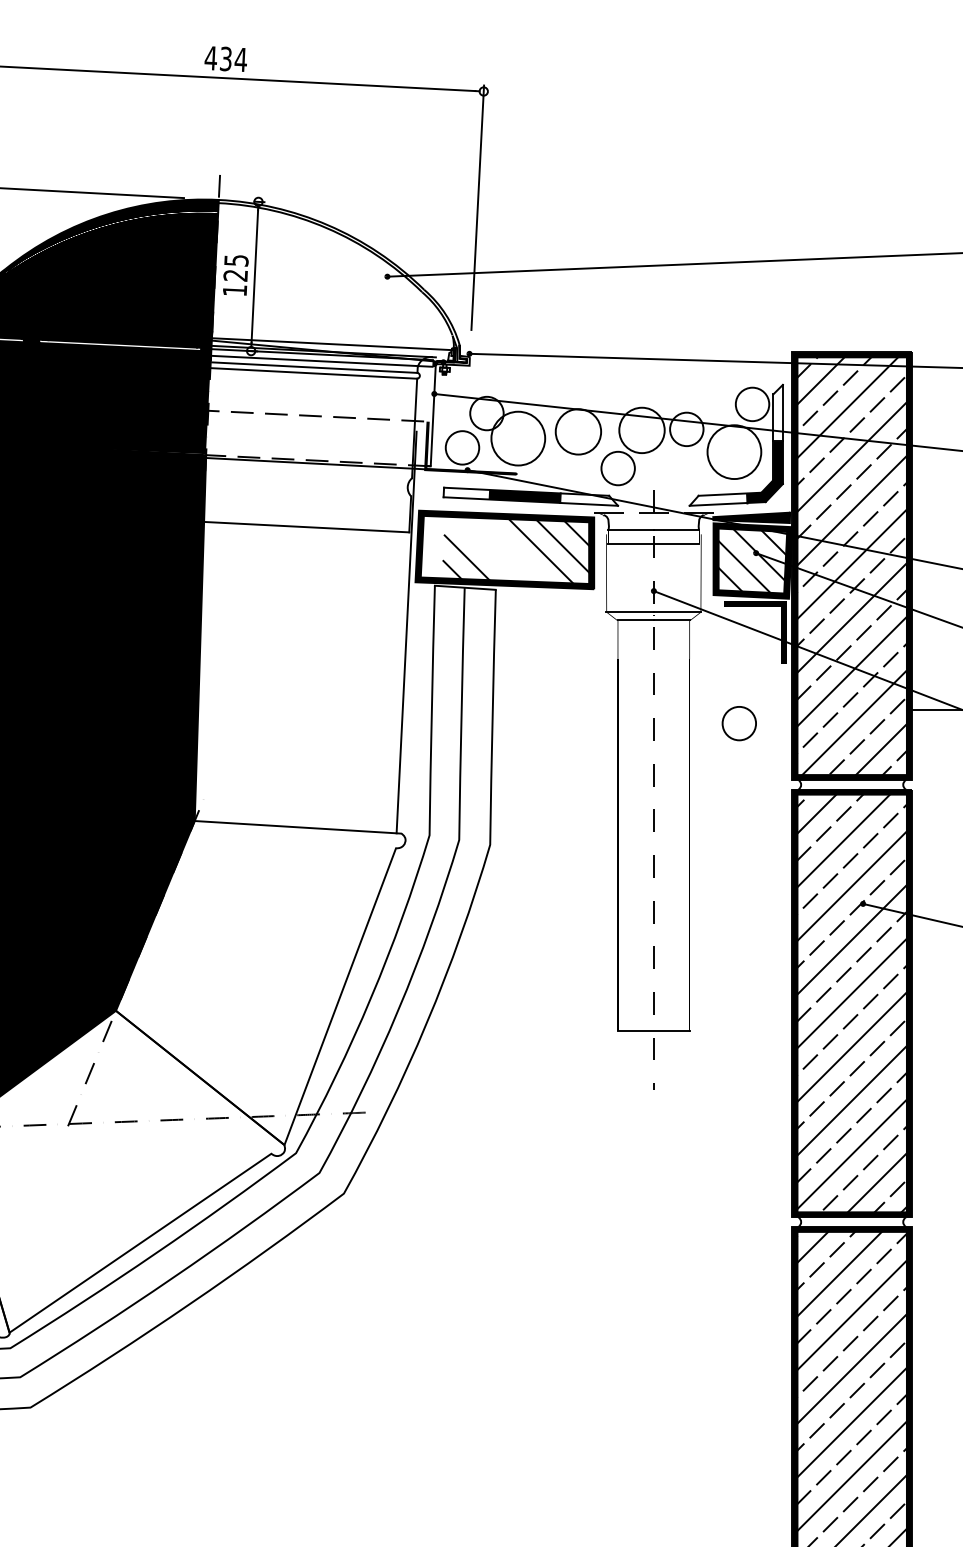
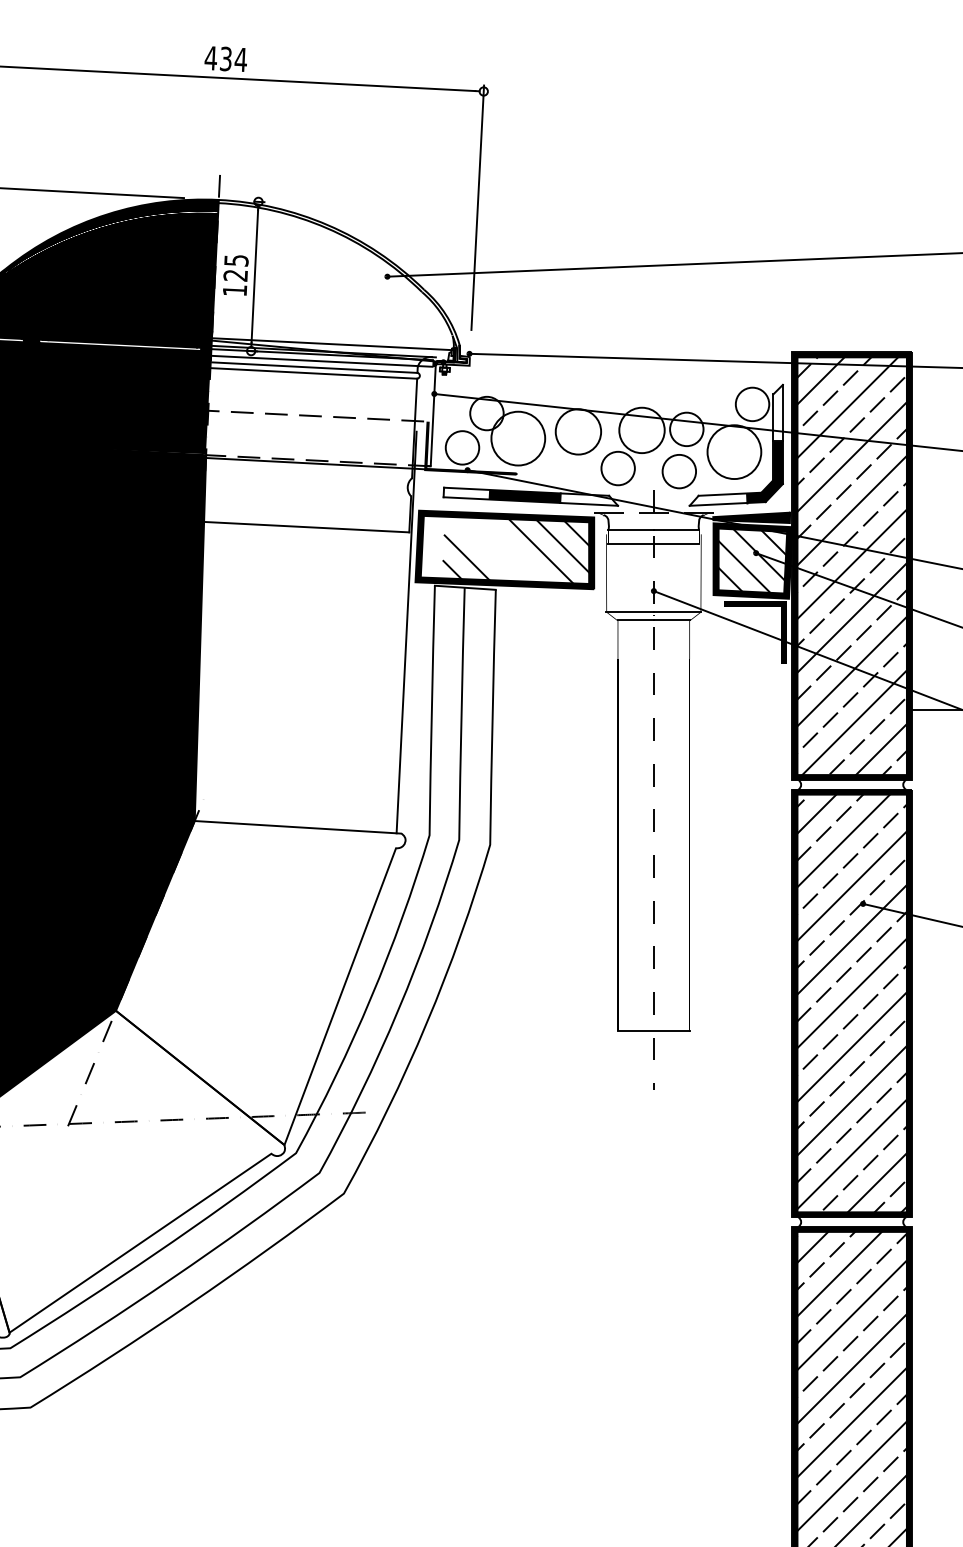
part position: (738, 723) -> (678, 471) (678, 471)
